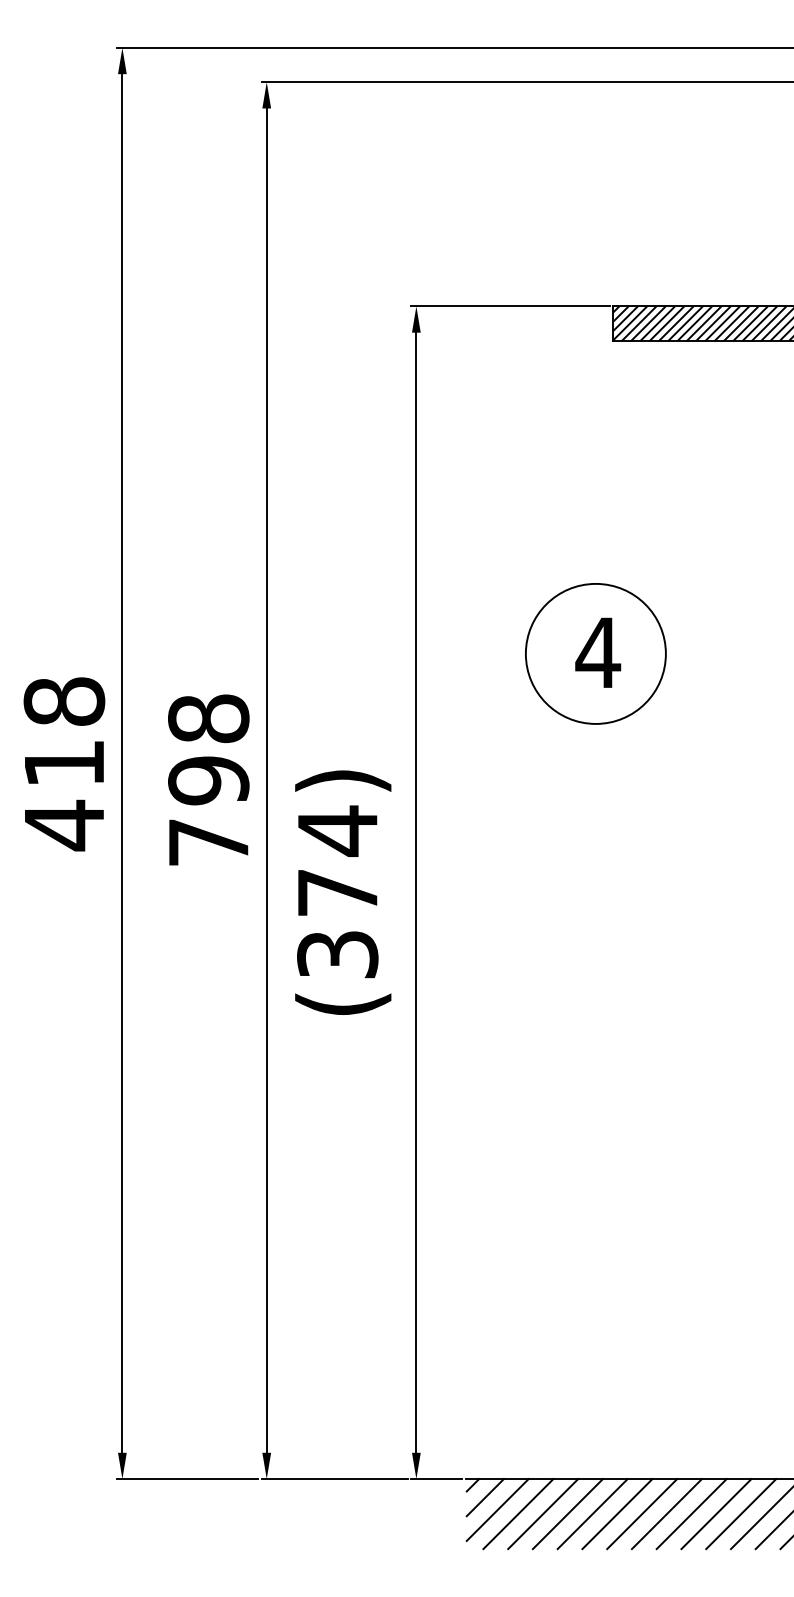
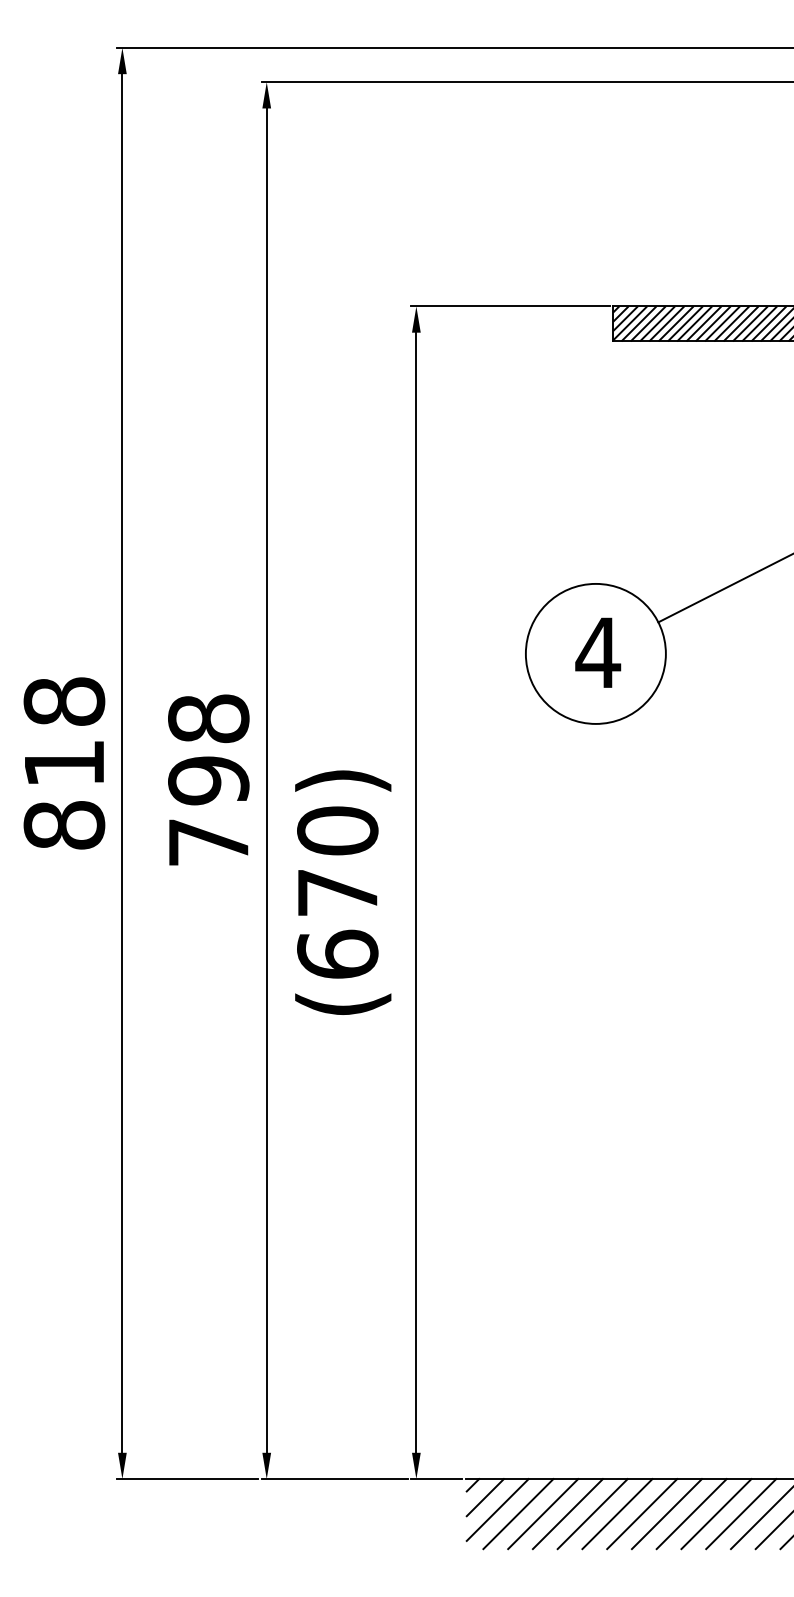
line: none -> present (724, 588)
text: 418 -> 818 (64, 825)
text: (374) -> (670) (337, 891)
